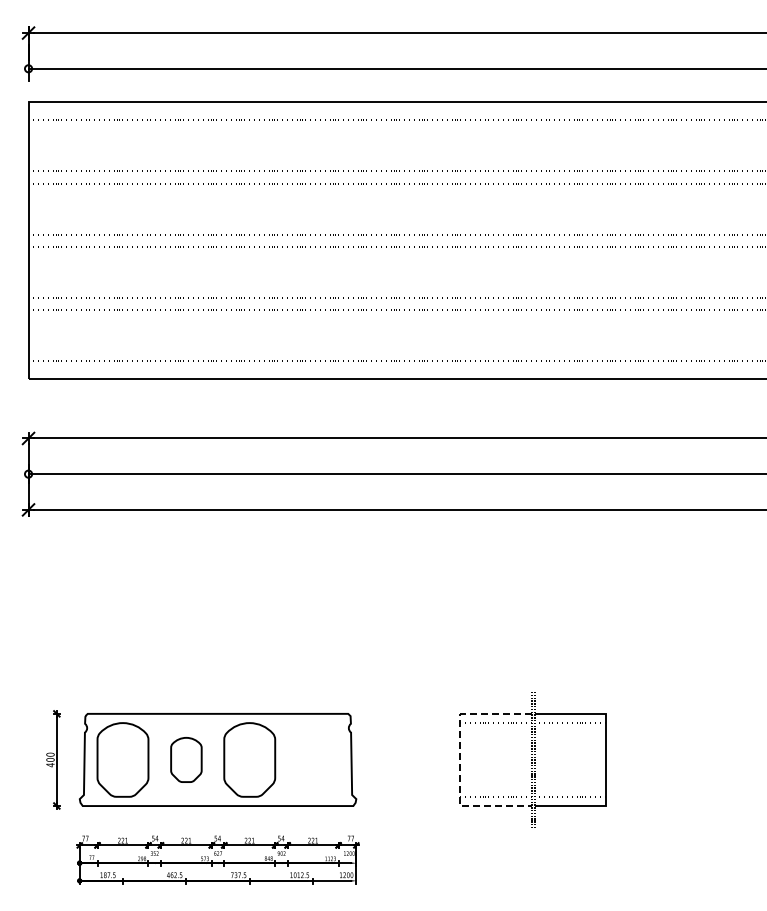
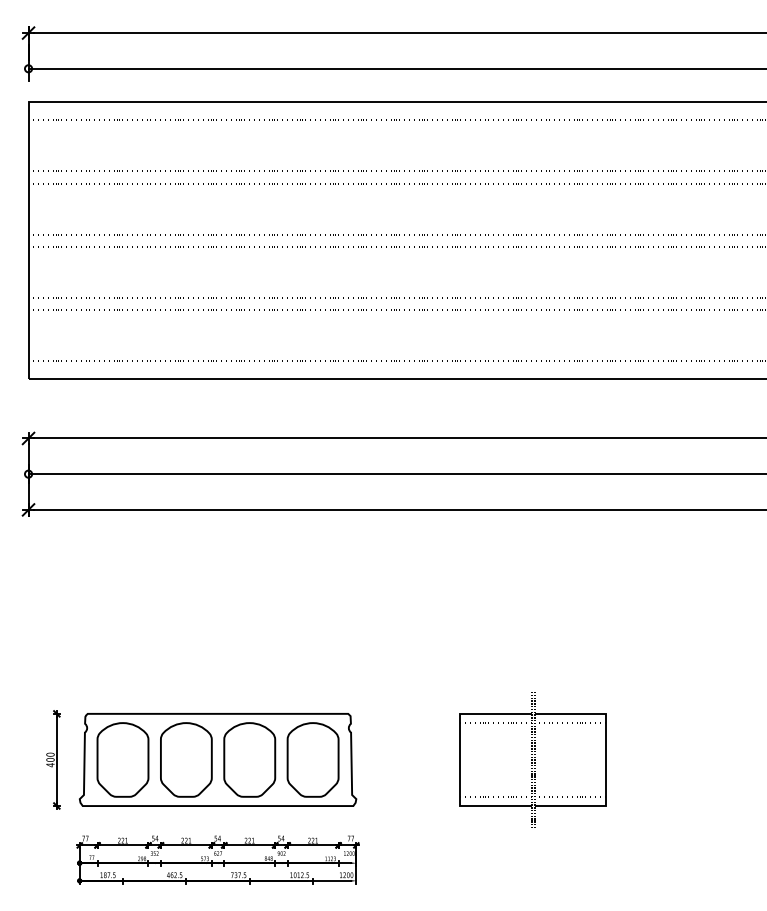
part size: 33x46 px -> 53x76 px (186, 759)
part: none -> present (312, 759)
line: dashed -> solid (460, 760)
